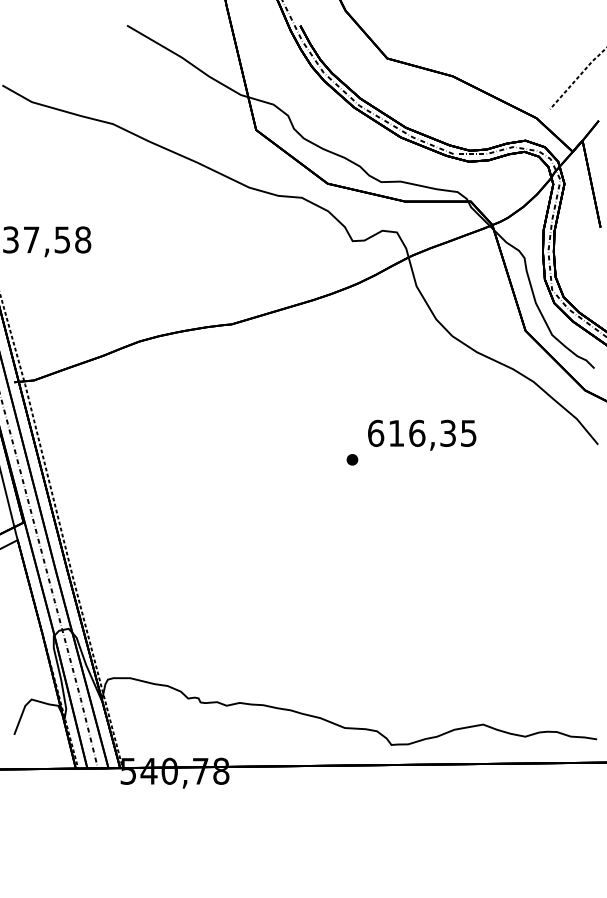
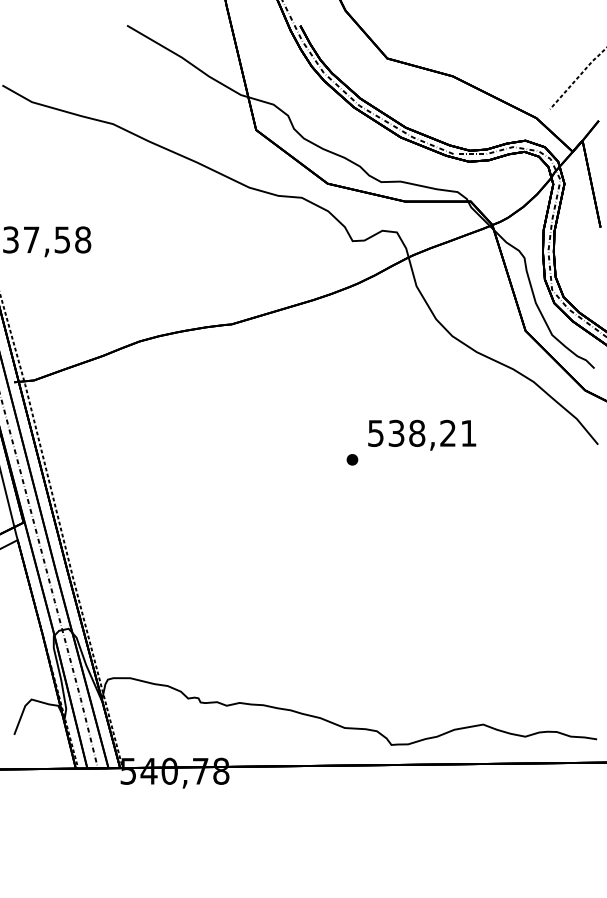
text: 616,35 -> 538,21 (422, 432)
